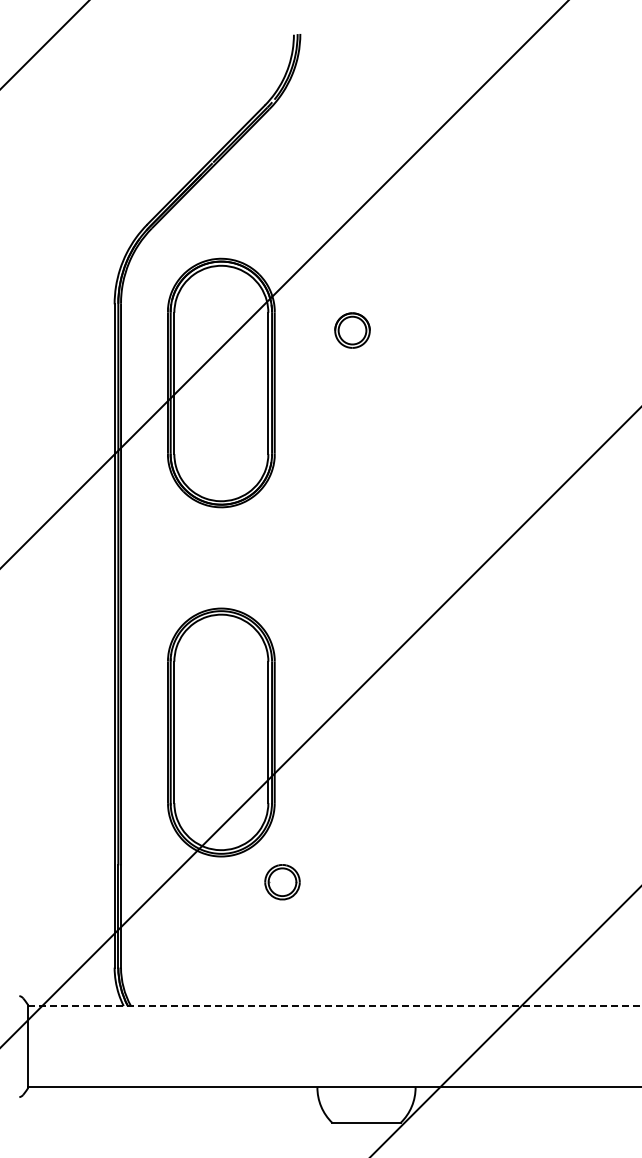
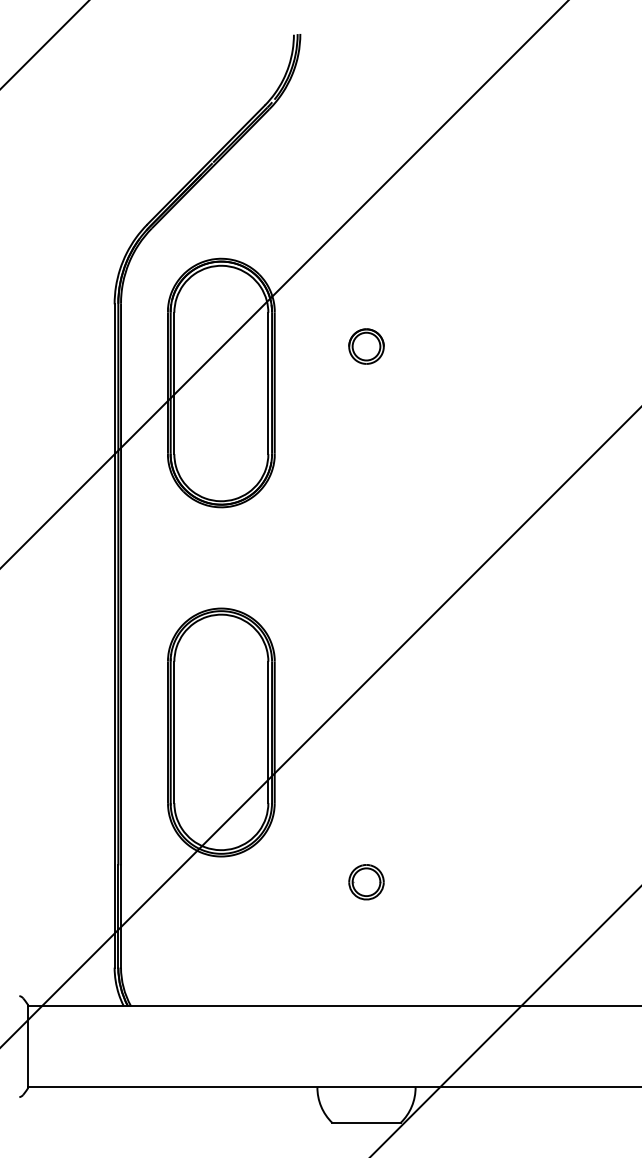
part position: (352, 330) -> (366, 346) (366, 346)
part position: (282, 882) -> (366, 882) (366, 882)
line: dashed -> solid (334, 1006)
